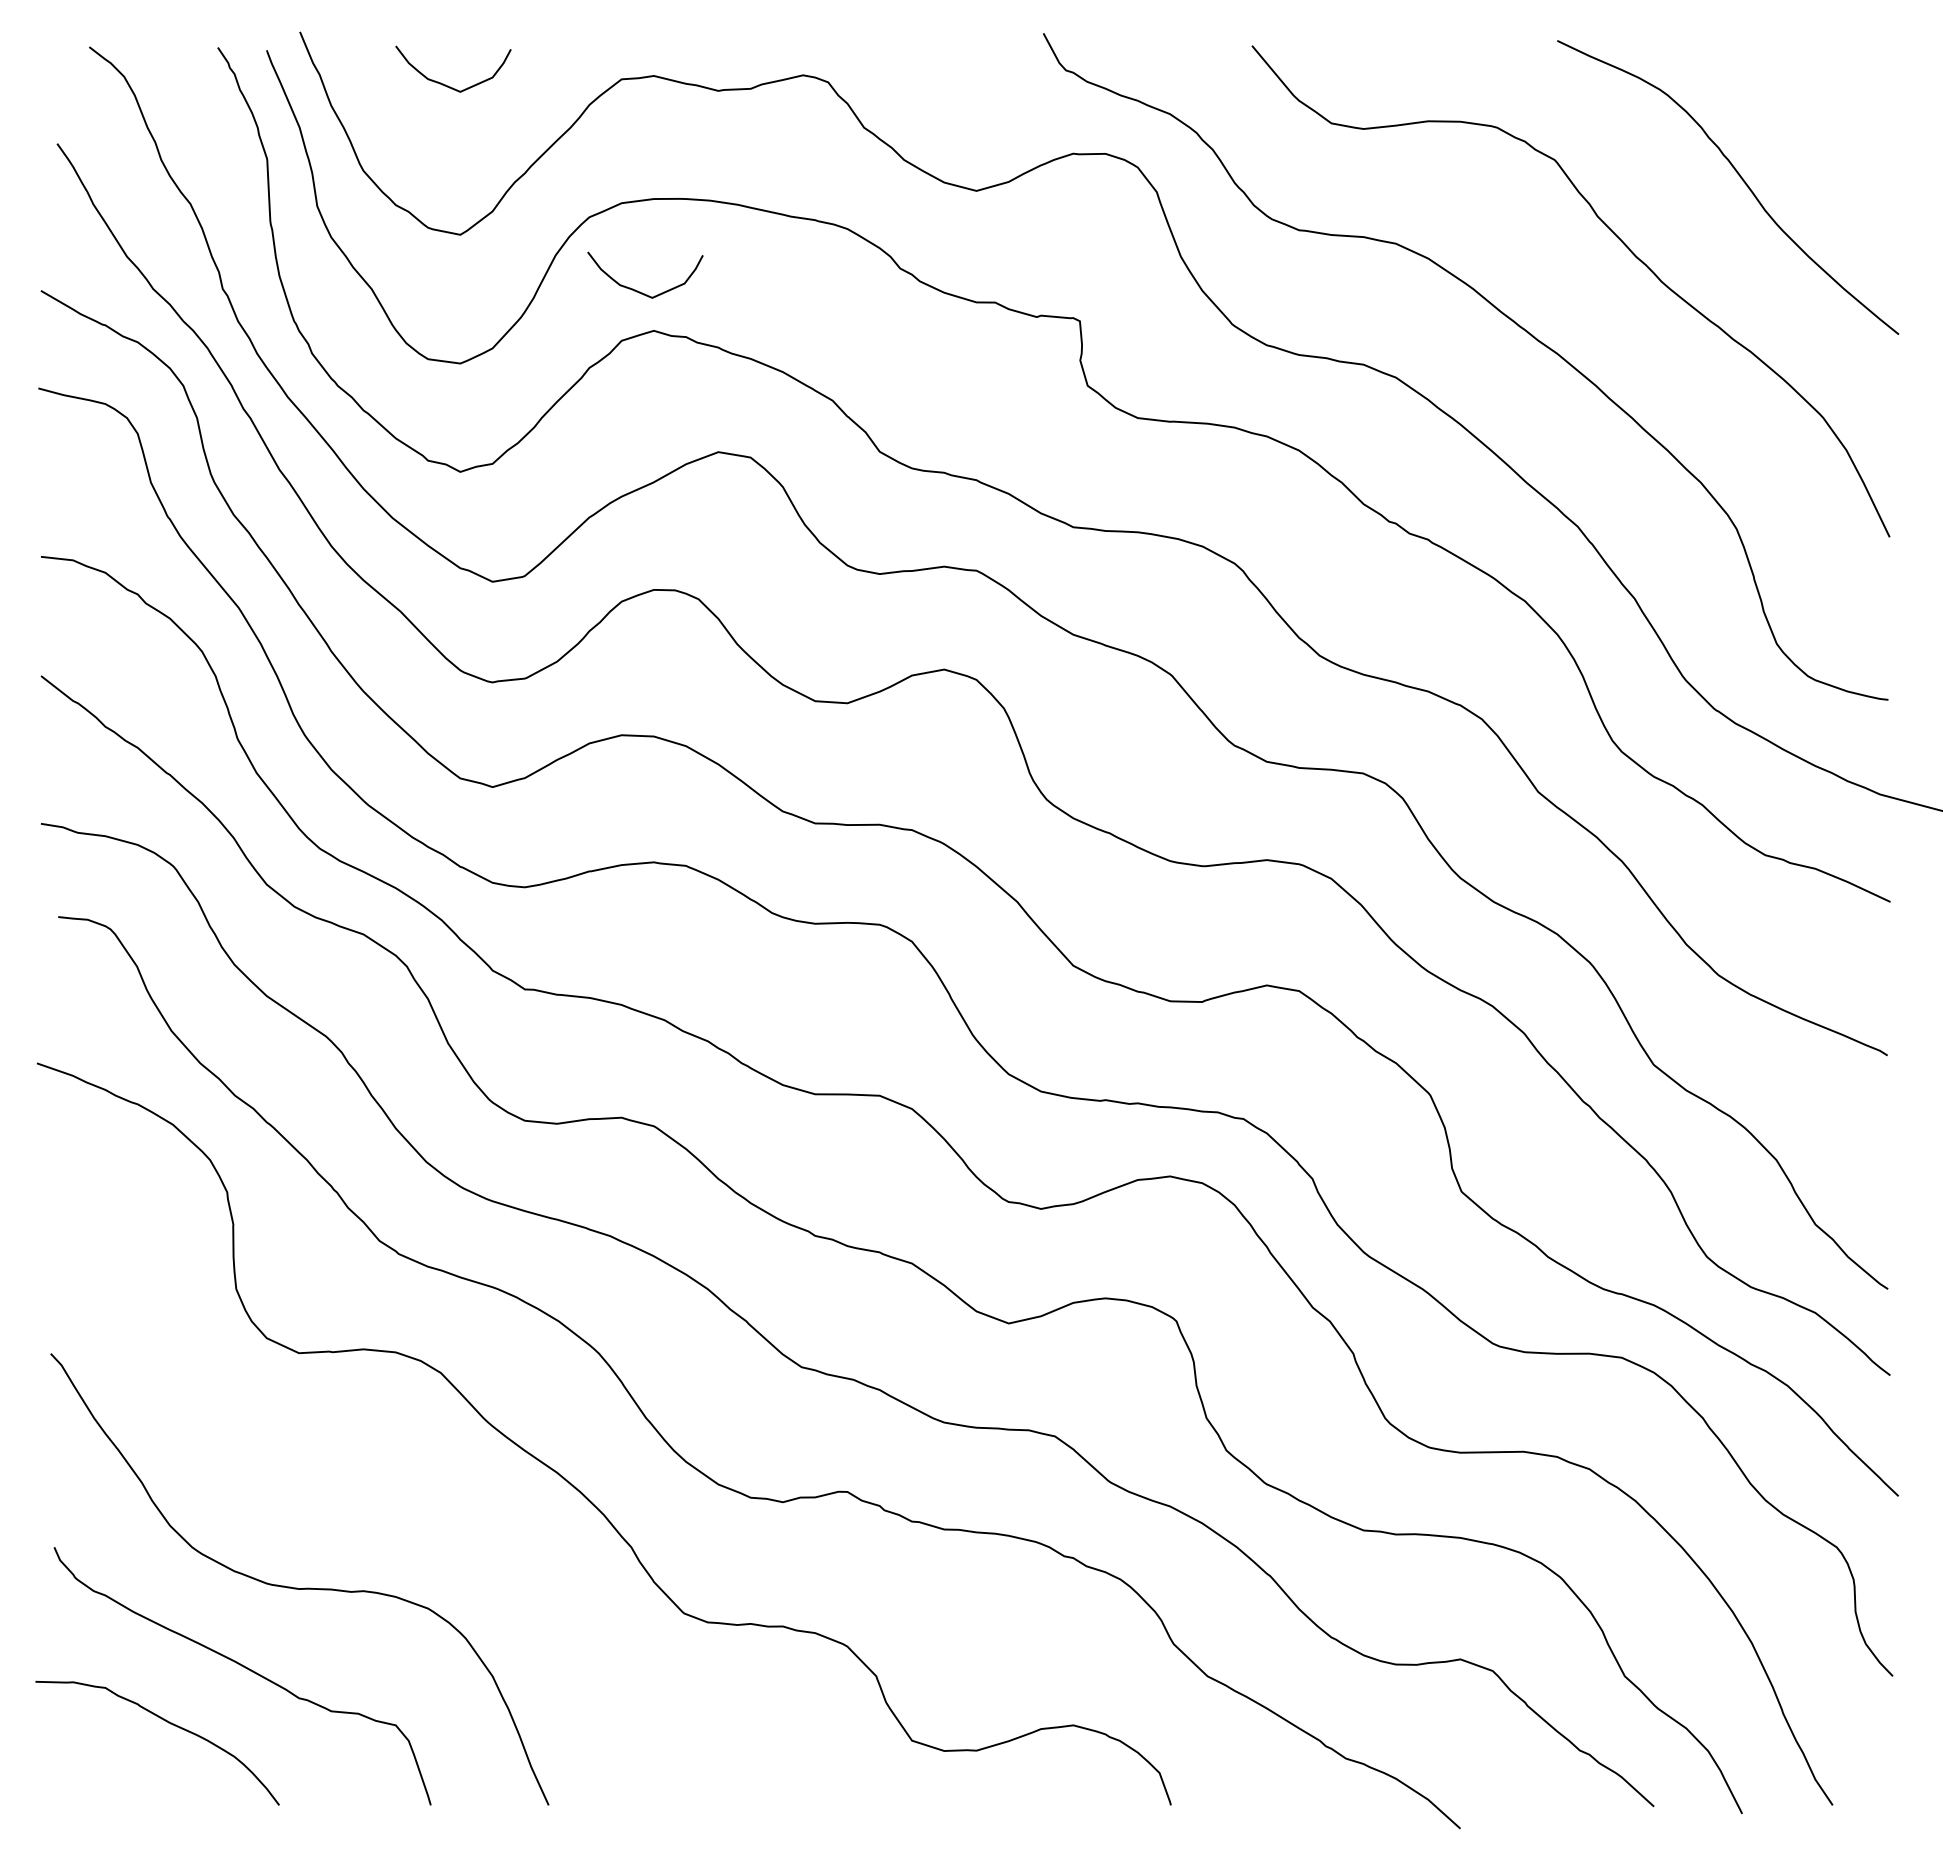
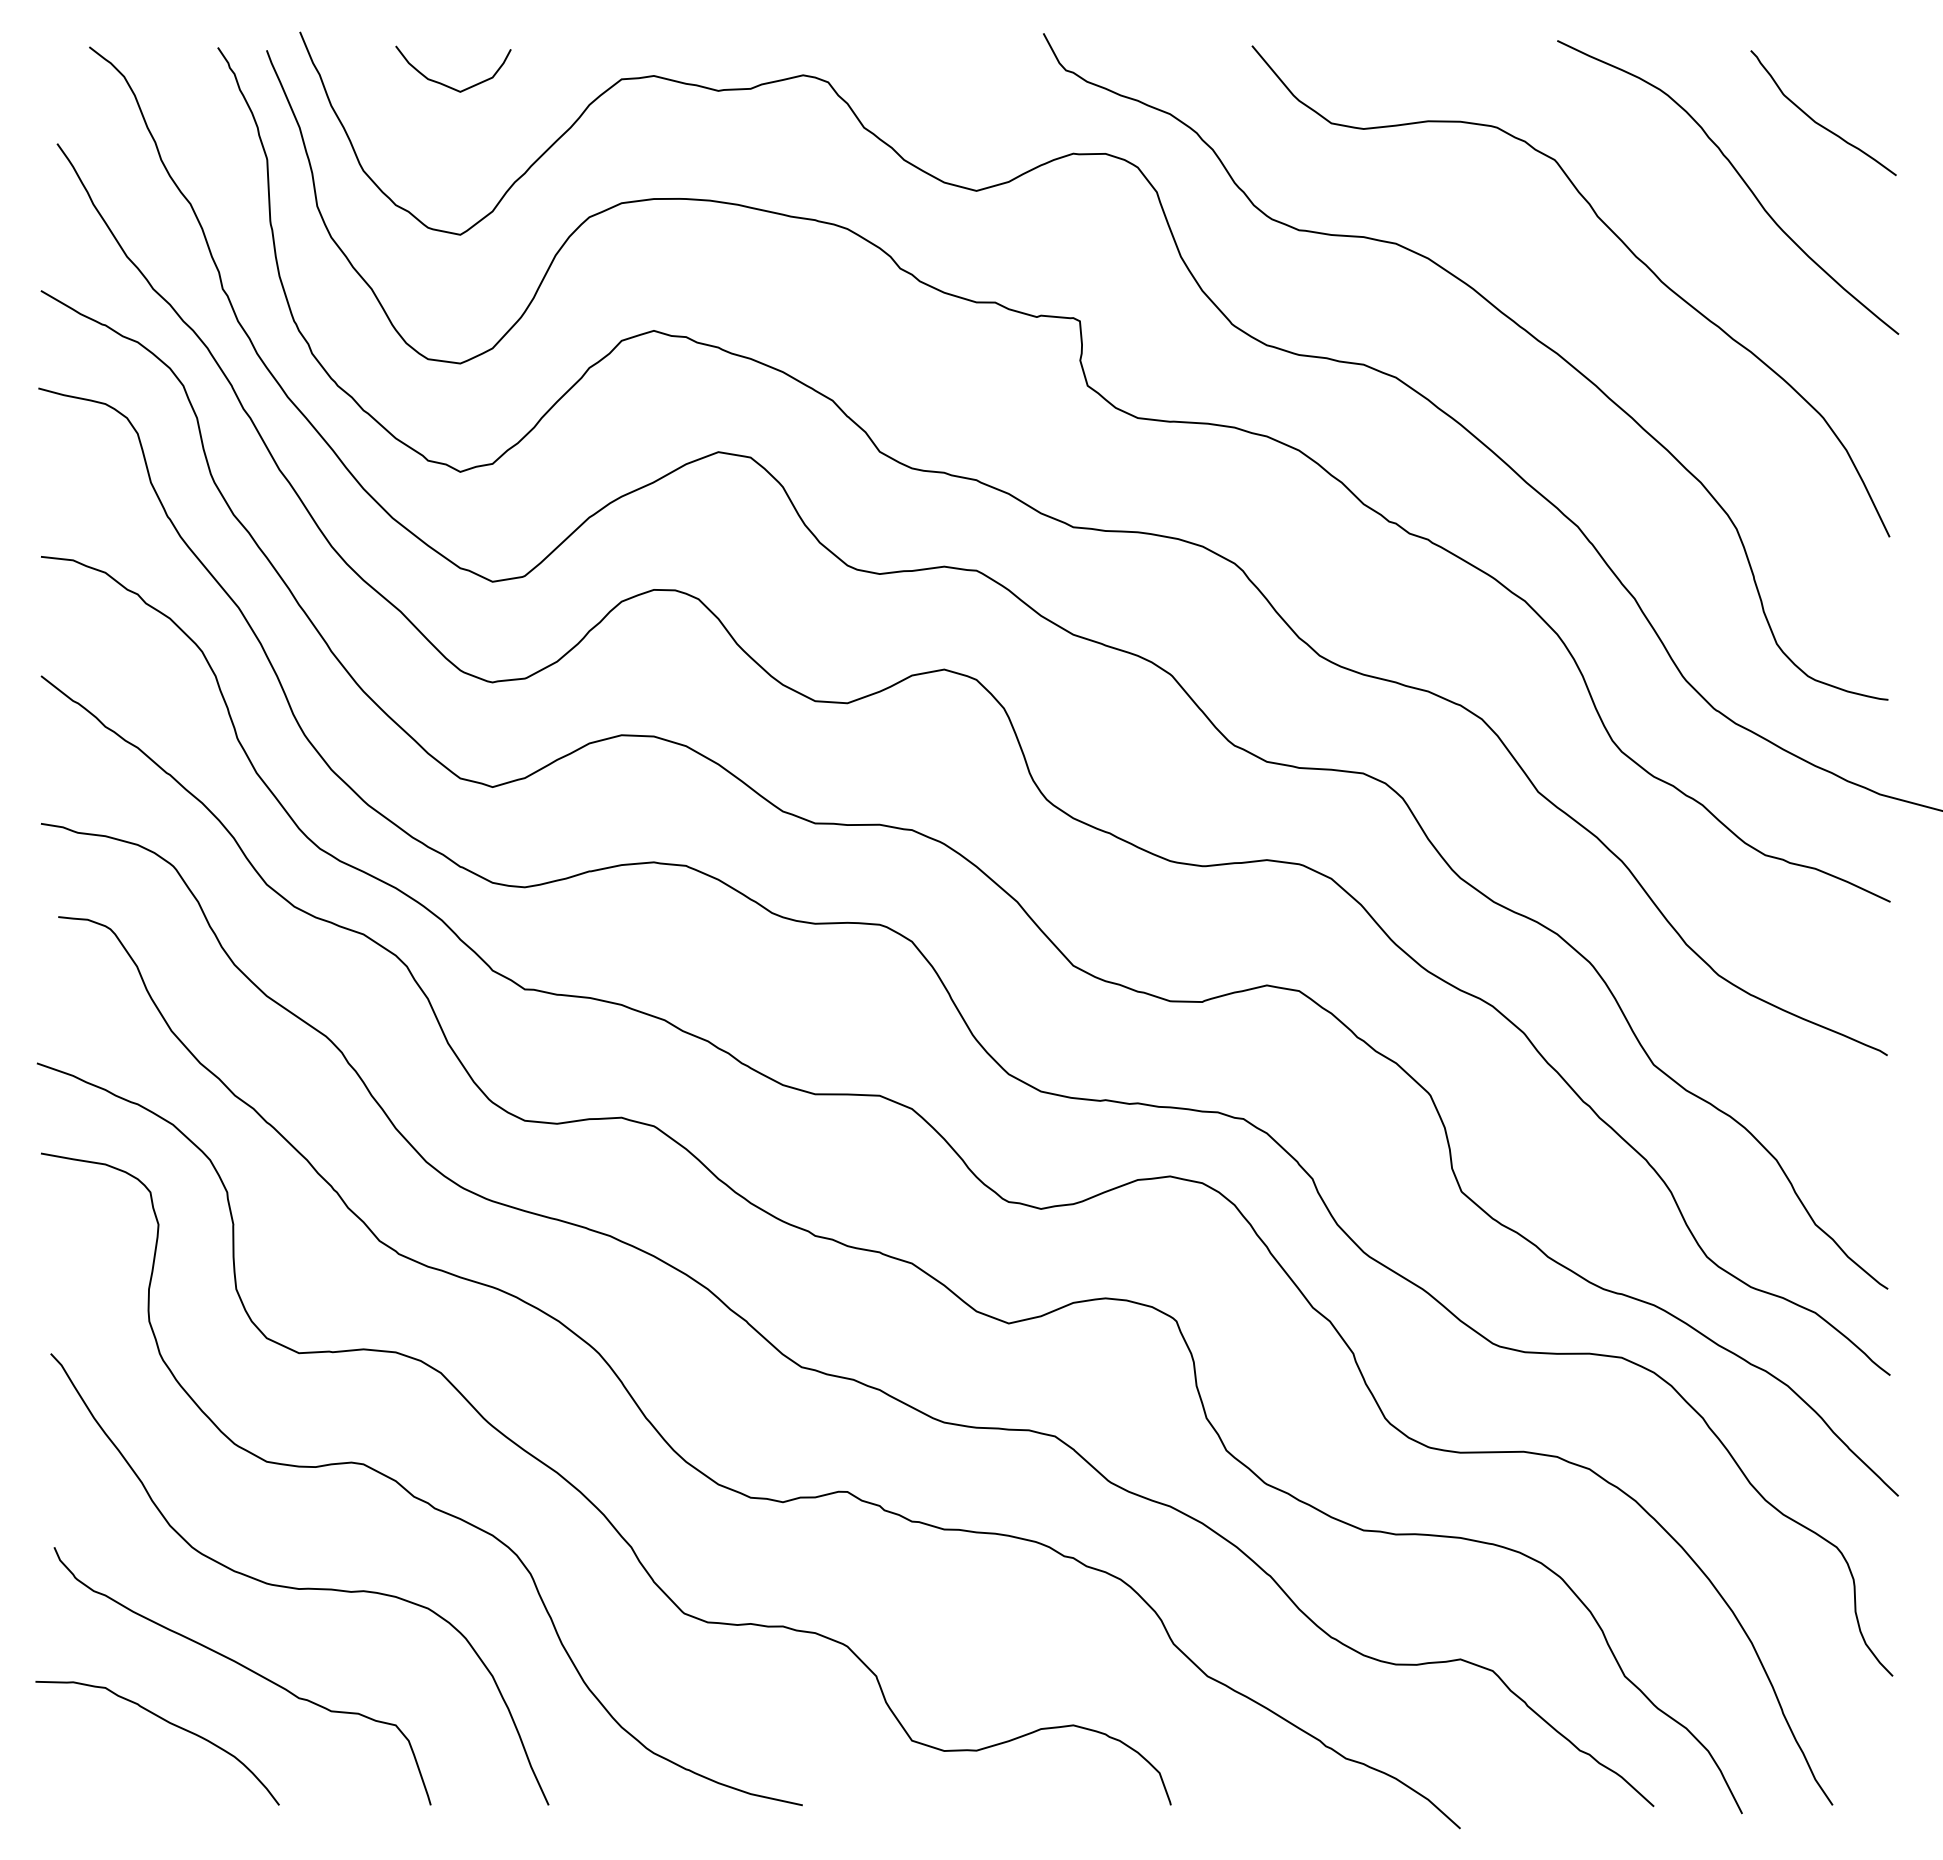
curve: none -> present (1816, 121)
curve: present -> none (640, 291)
curve: none -> present (409, 1491)
